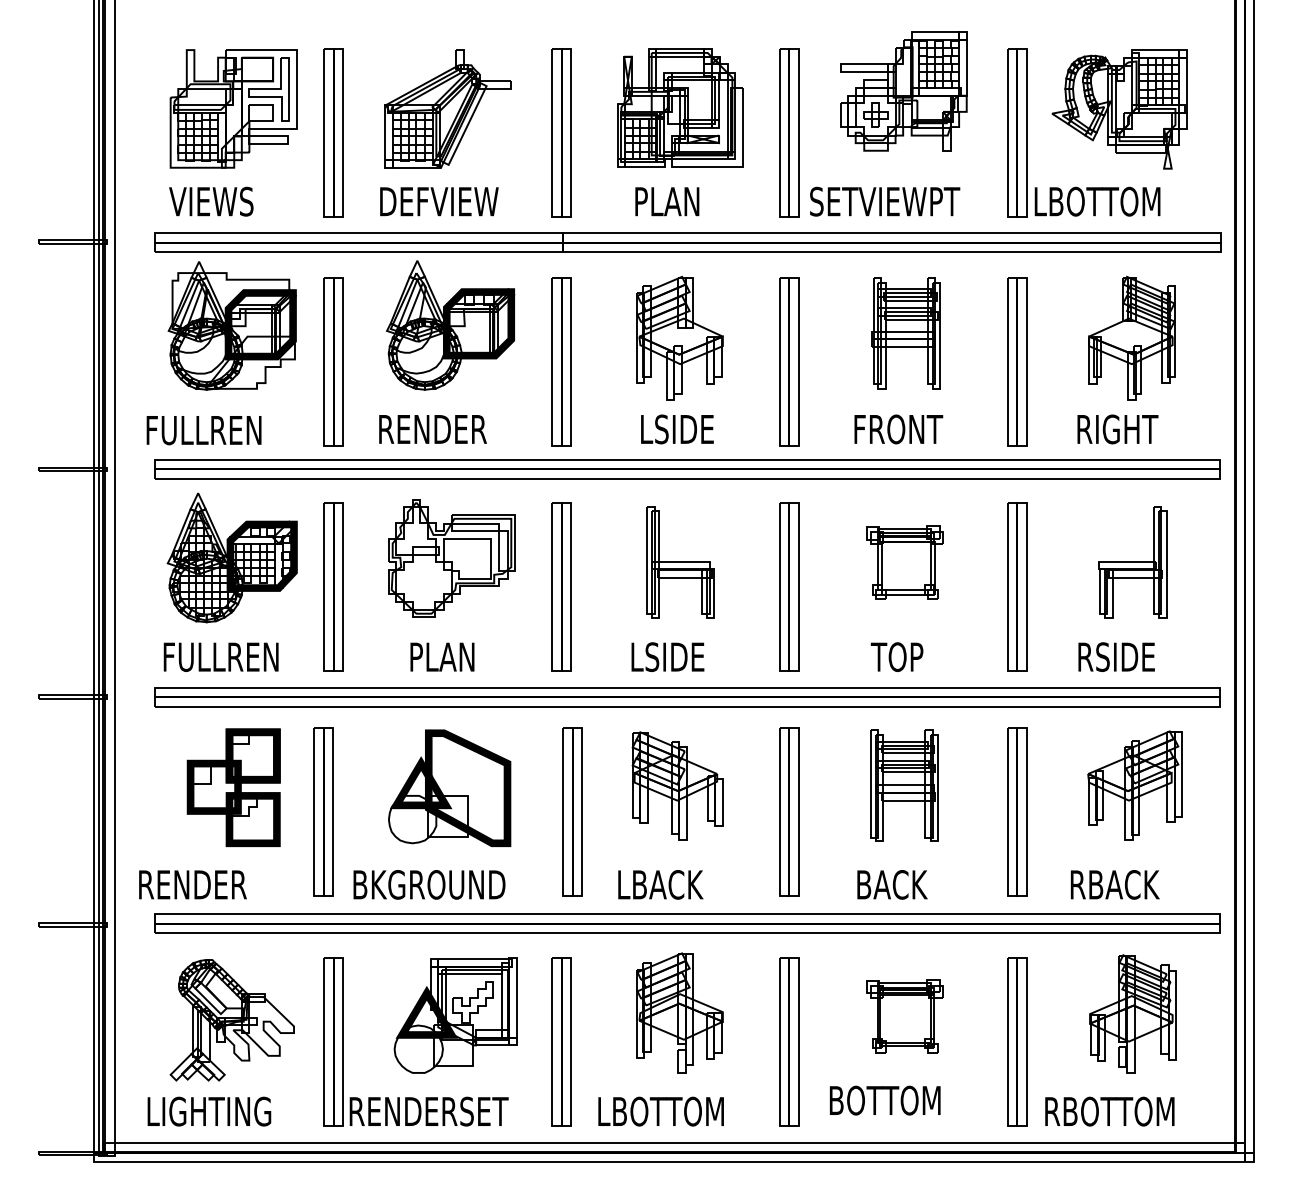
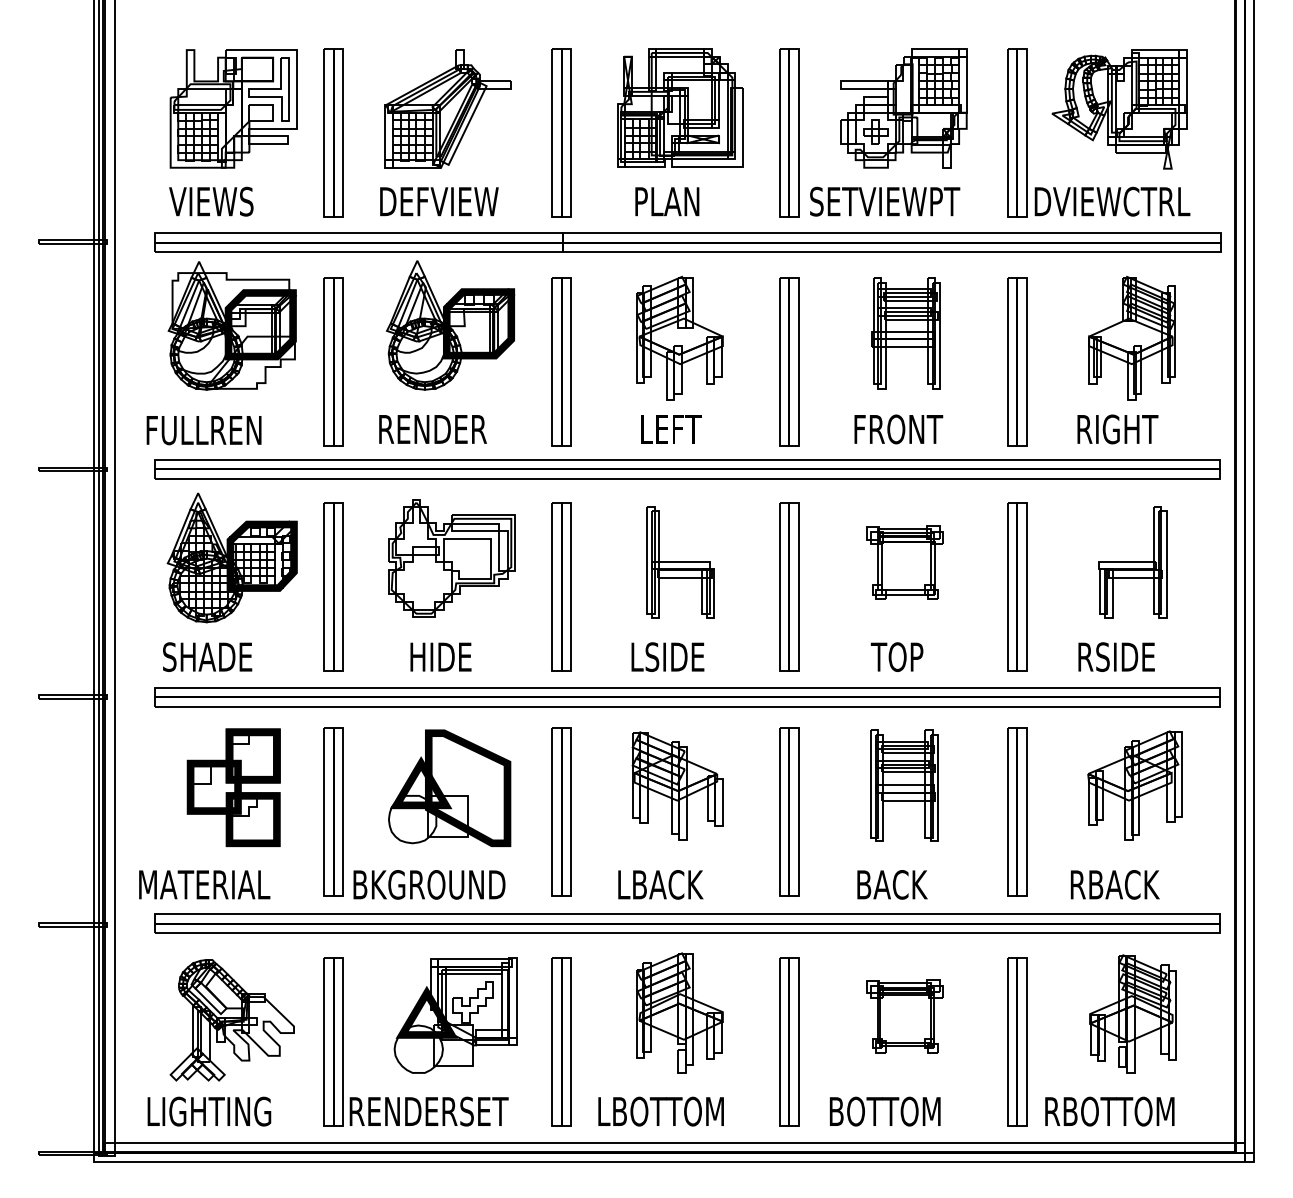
part position: (903, 91) -> (903, 108) (903, 108)
text: LBOTTOM -> DVIEWCTRL (1113, 201)
text: LSIDE -> LEFT (677, 429)
text: PLAN -> HIDE (443, 656)
text: FULLREN -> SHADE (220, 657)
part position: (323, 811) -> (333, 811) (333, 811)
part position: (572, 811) -> (561, 811) (561, 811)
text: RENDER -> MATERIAL (205, 884)
text position: (884, 1100) -> (884, 1111) (884, 1111)
